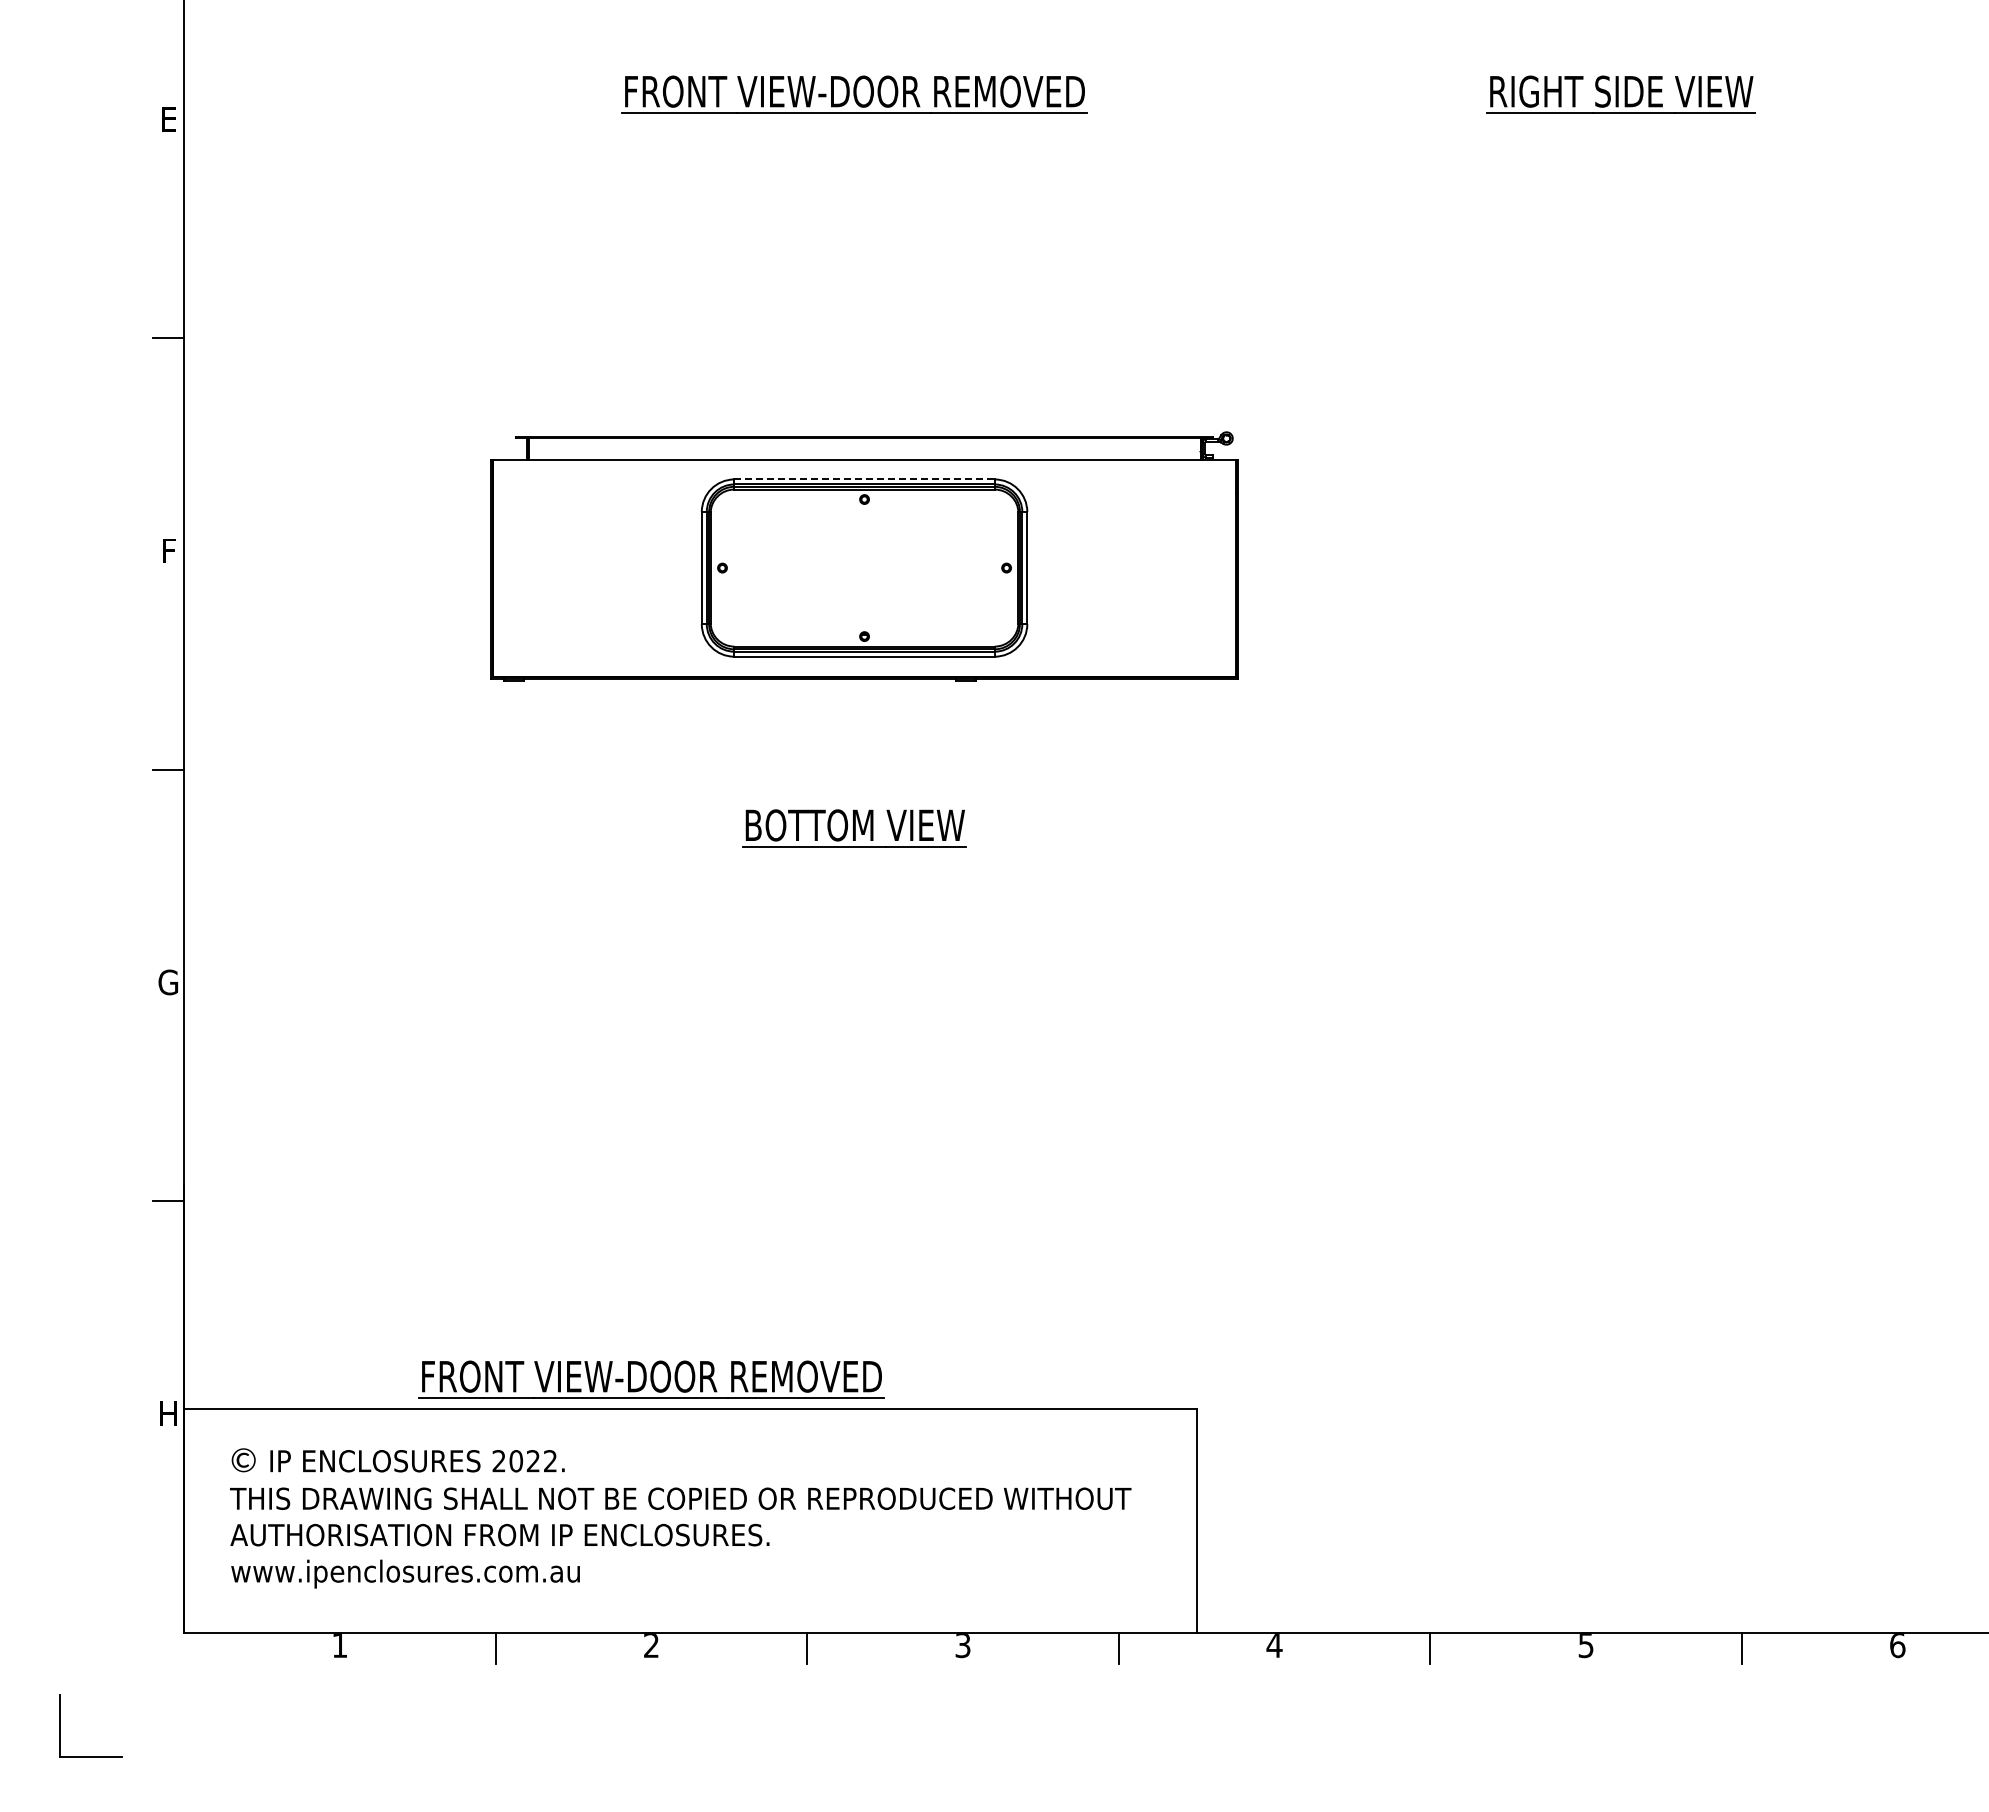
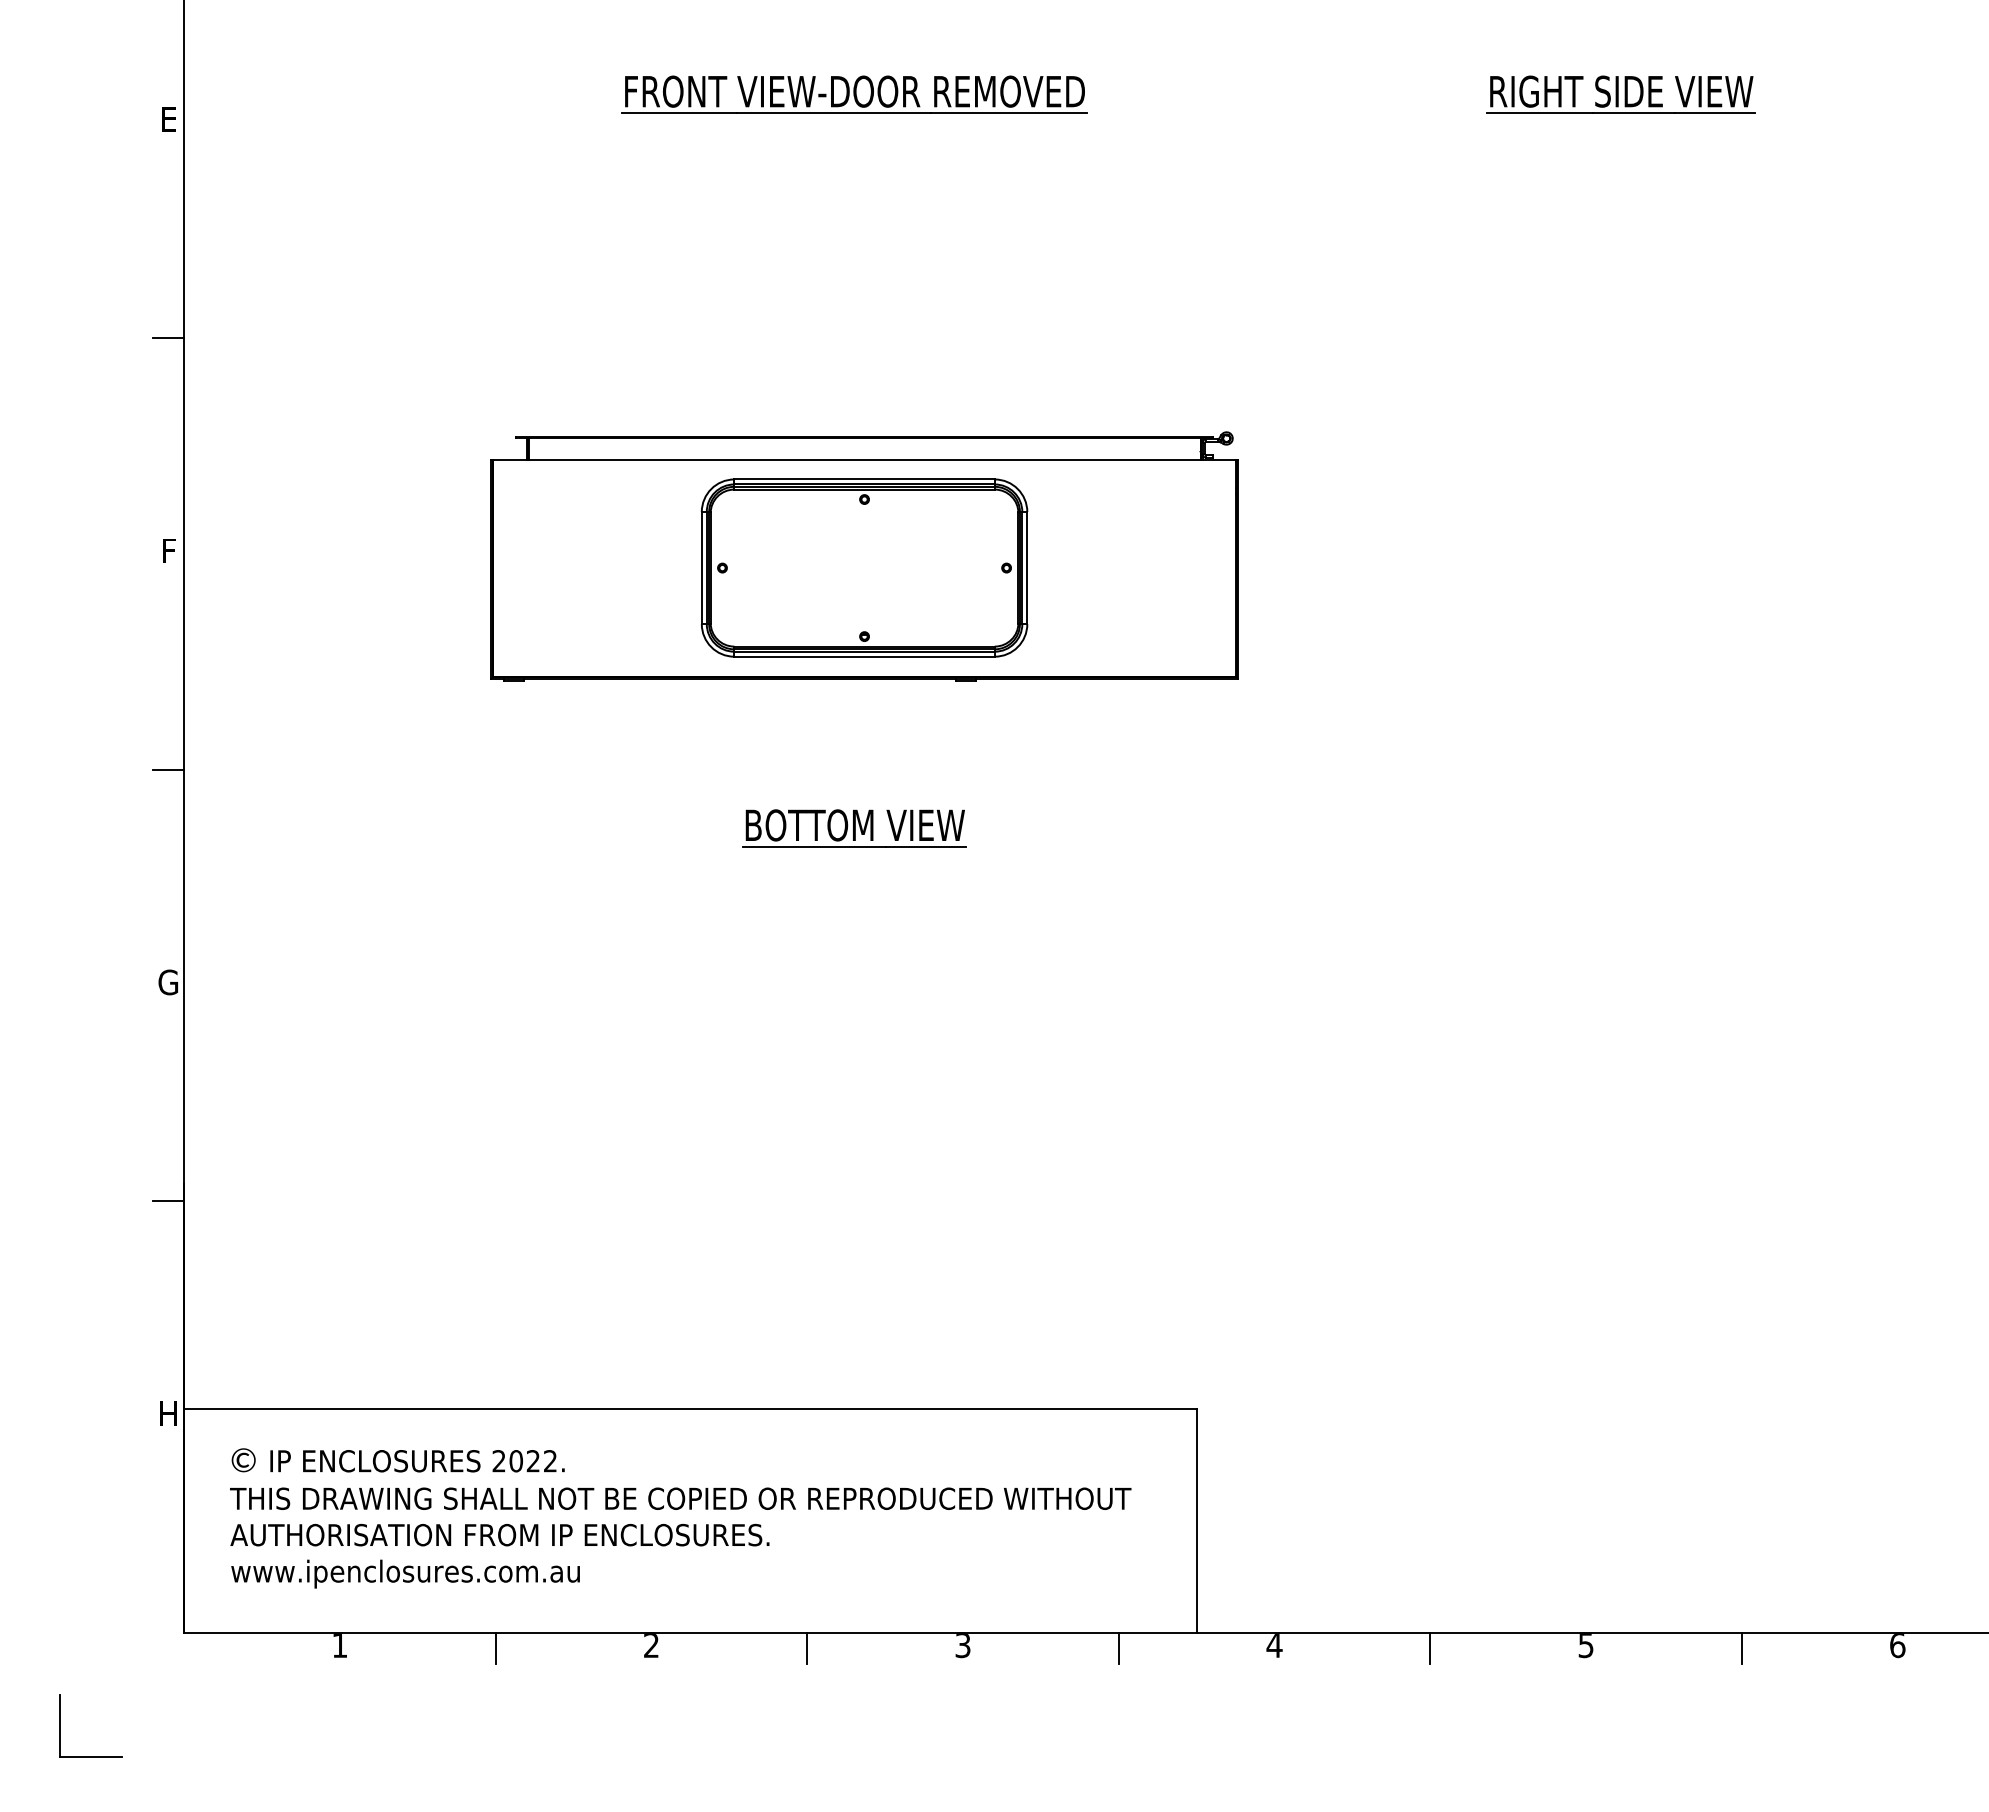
line: dashed -> solid (865, 479)
part: present -> none (651, 1379)
